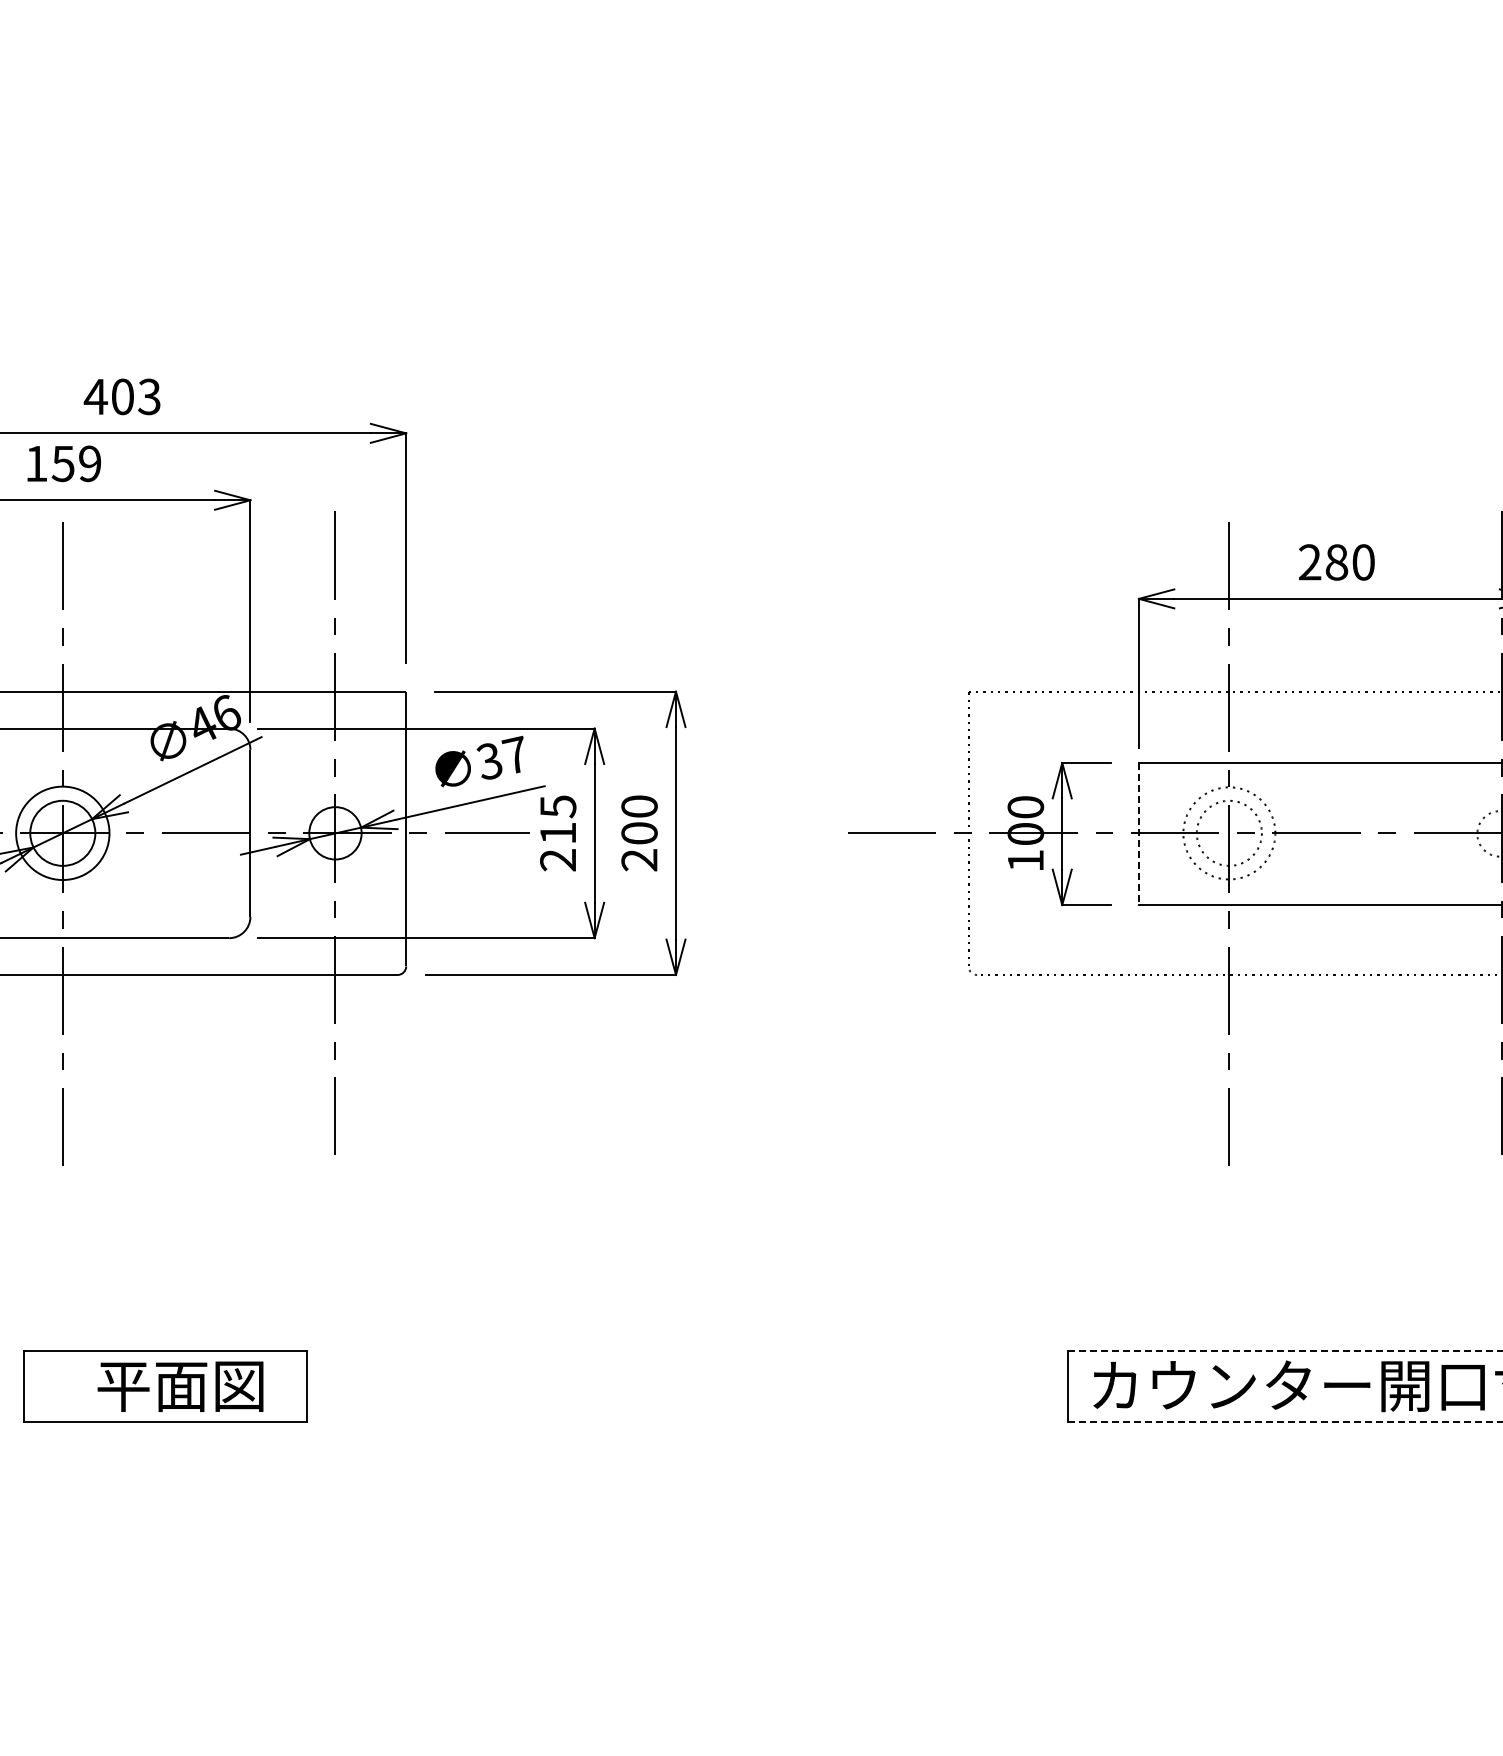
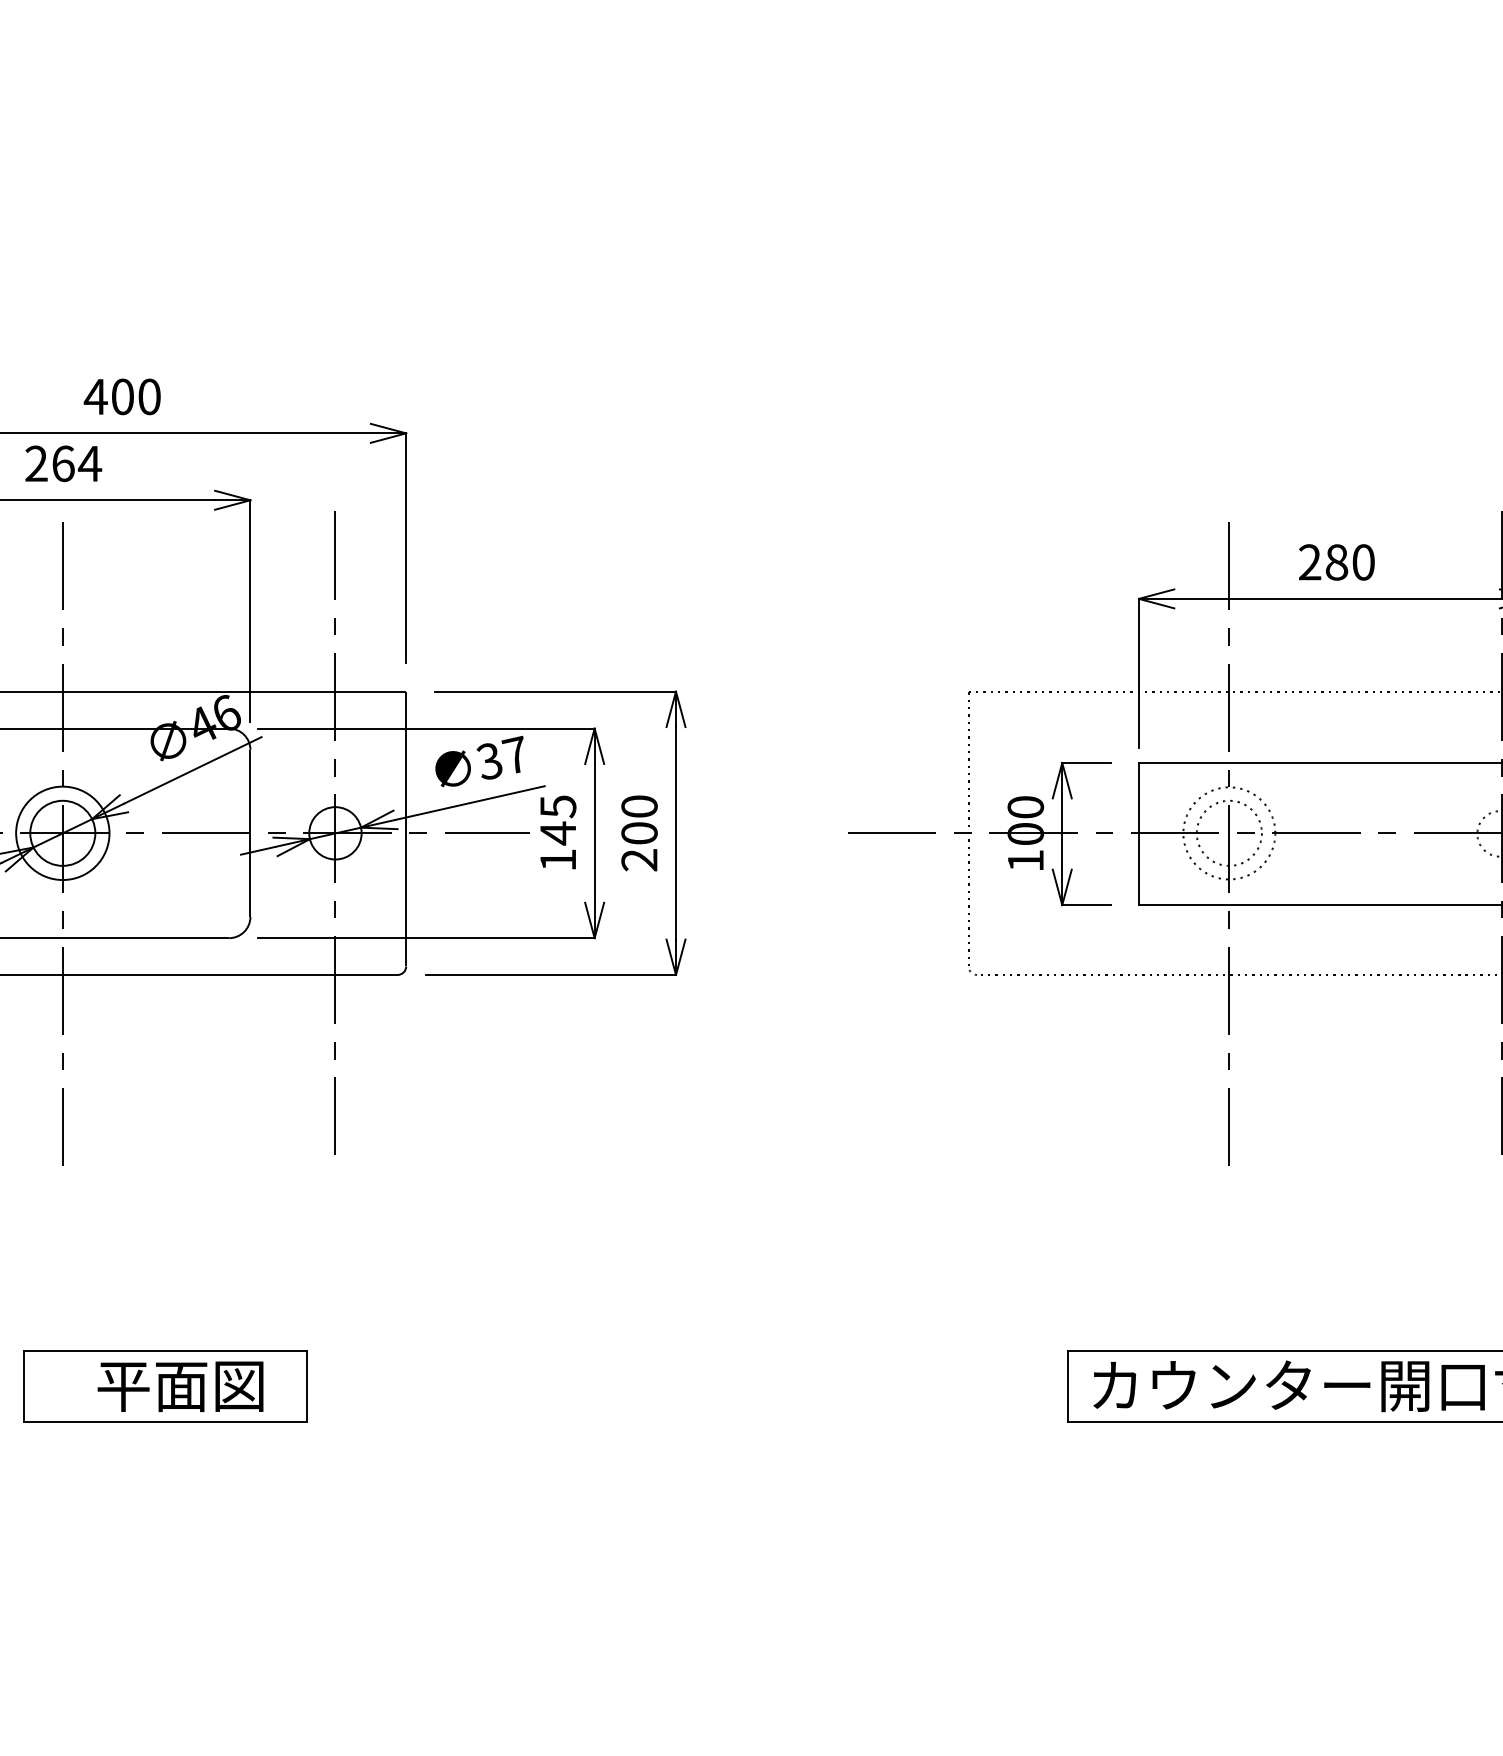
text: 403 -> 400 (149, 396)
text: 159 -> 264 (63, 463)
line: dashed -> solid (1138, 834)
text: 215 -> 145 (557, 846)
line: dashed -> solid (1284, 1350)
line: dashed -> solid (1285, 1421)
